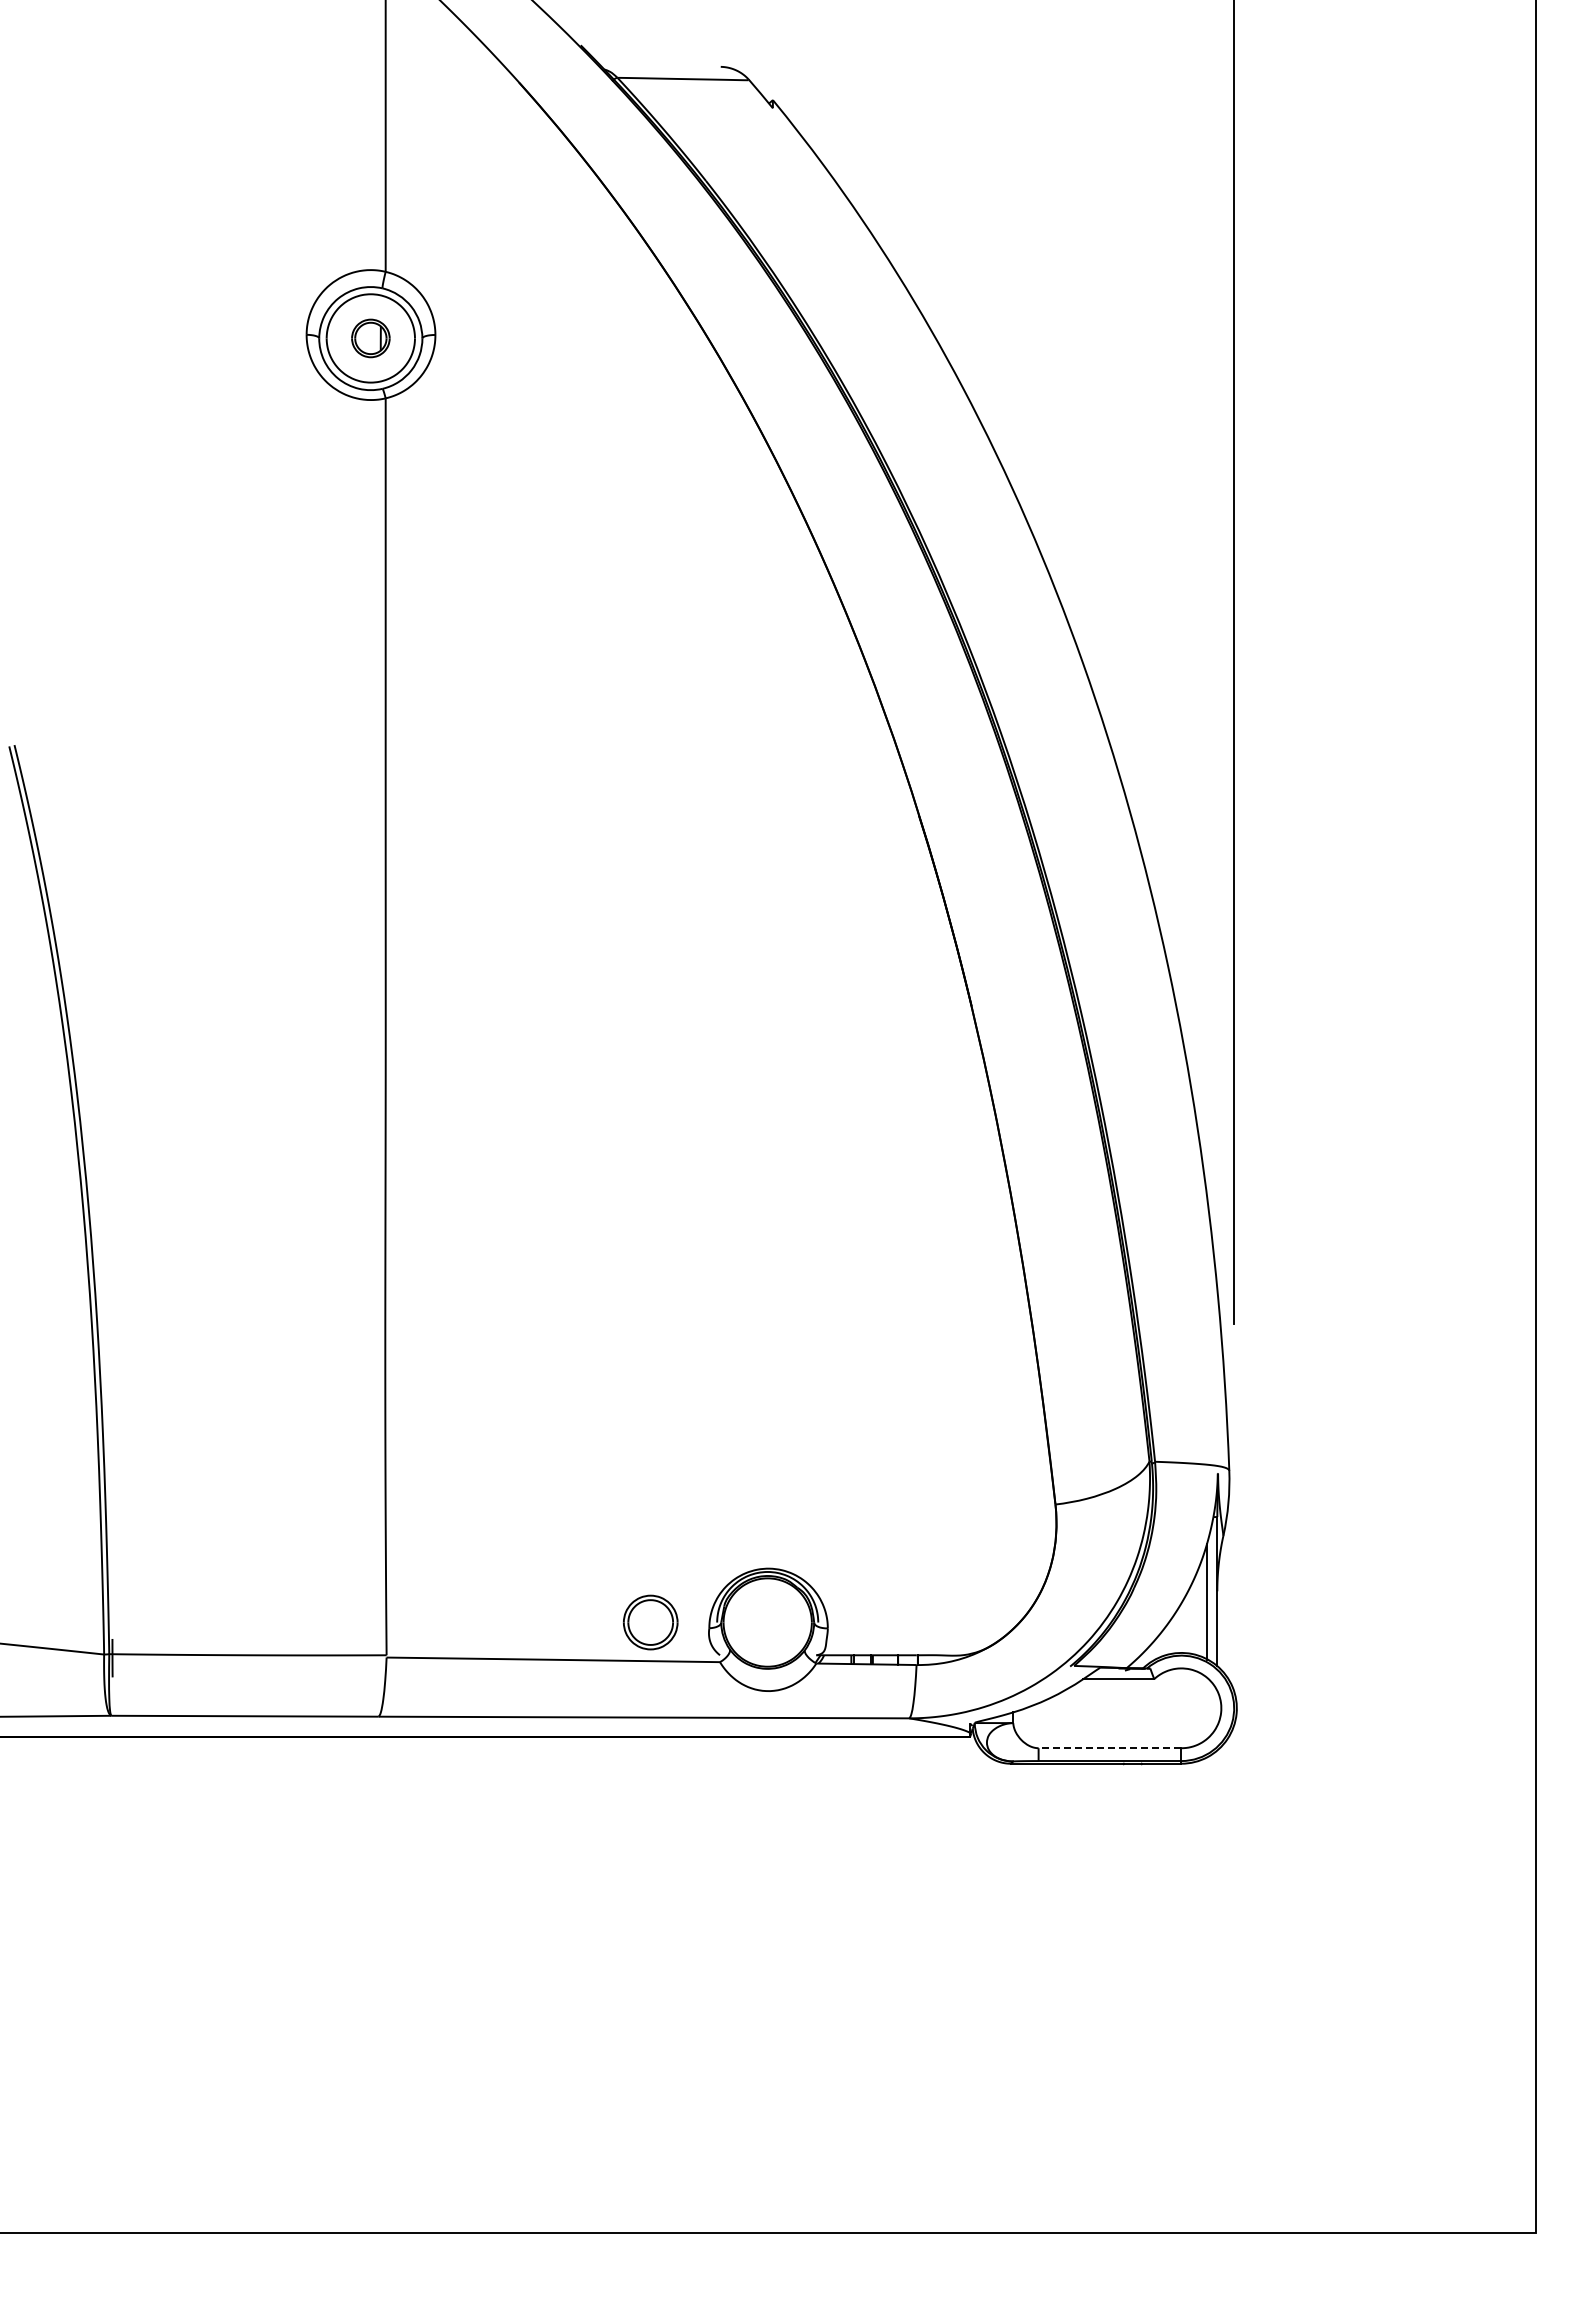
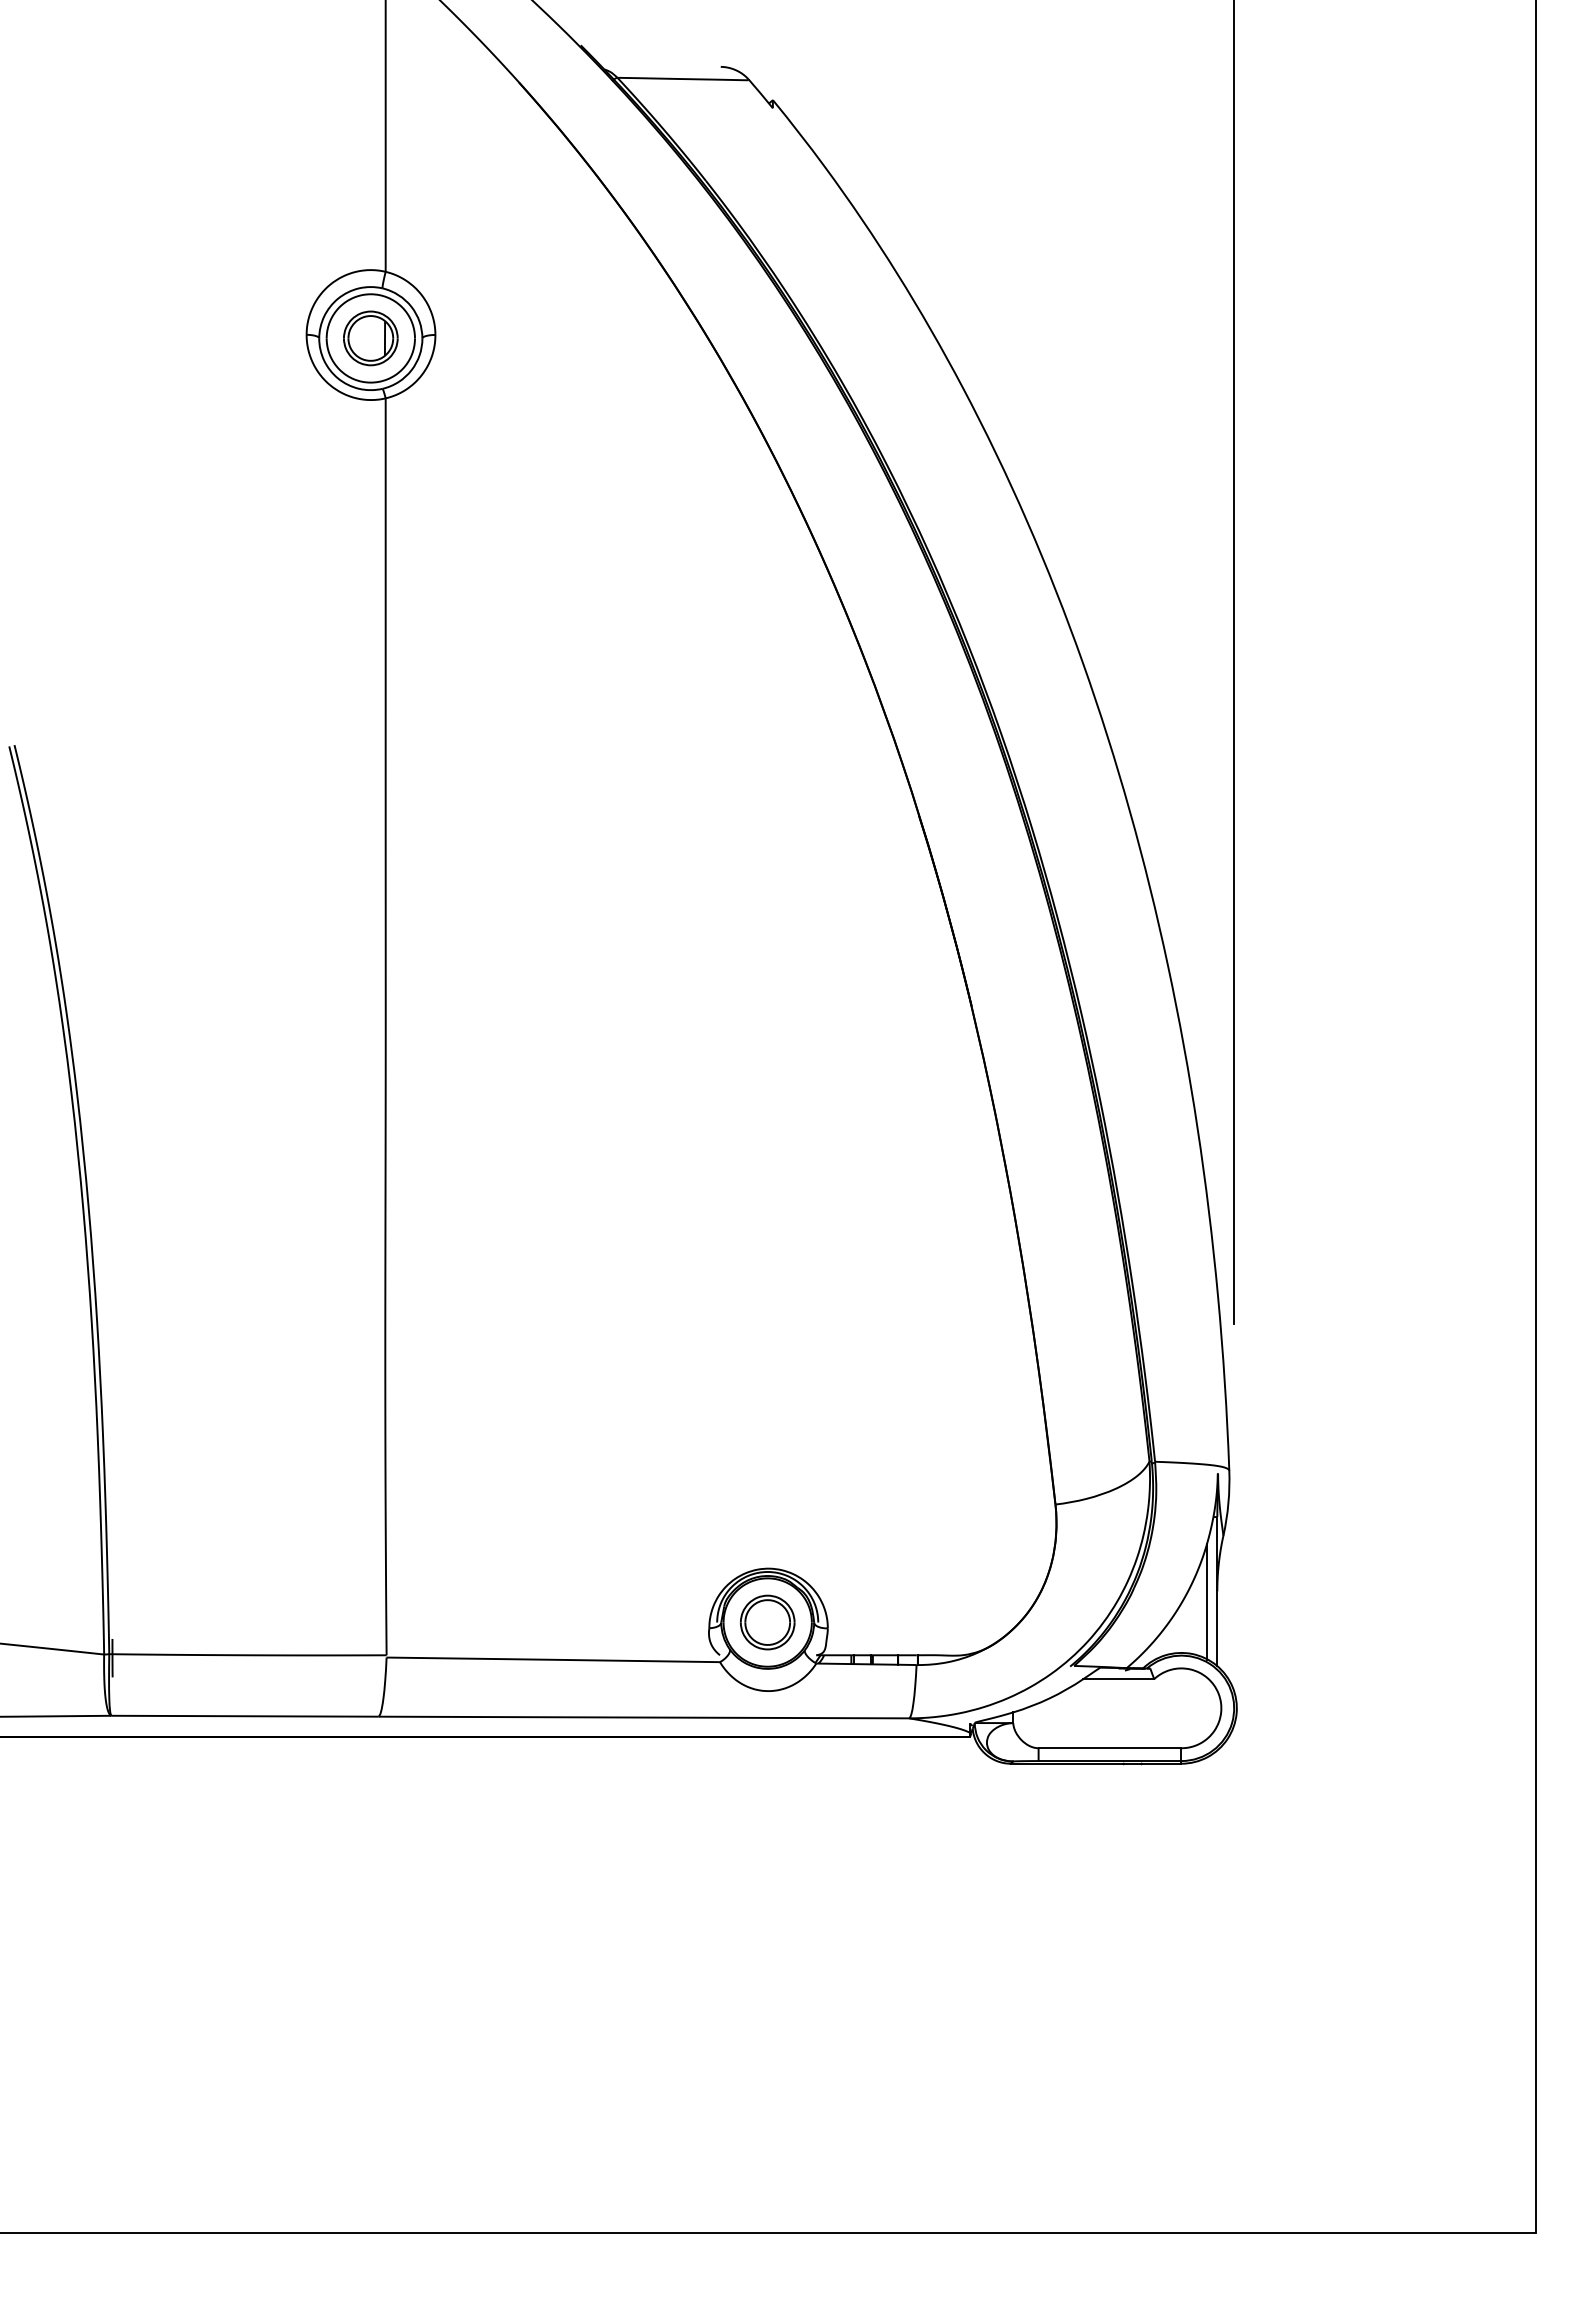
part size: 40x41 px -> 56x57 px (370, 338)
part position: (650, 1622) -> (767, 1622) (767, 1622)
line: dashed -> solid (1109, 1748)
